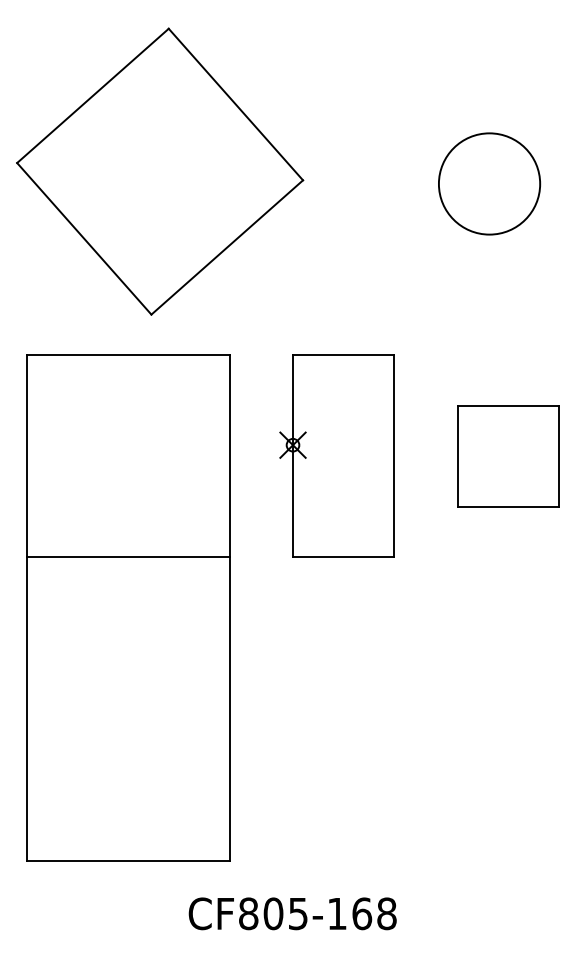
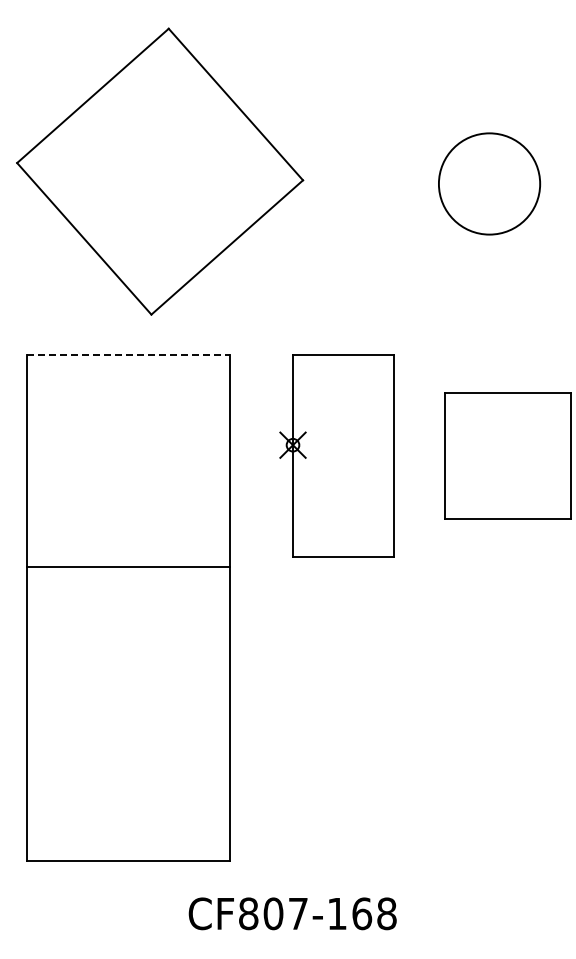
line: solid -> dashed (128, 354)
part size: 103x103 px -> 128x128 px (507, 455)
line position: (128, 557) -> (128, 567) (128, 567)
text: CF805-168 -> CF807-168 (298, 914)
